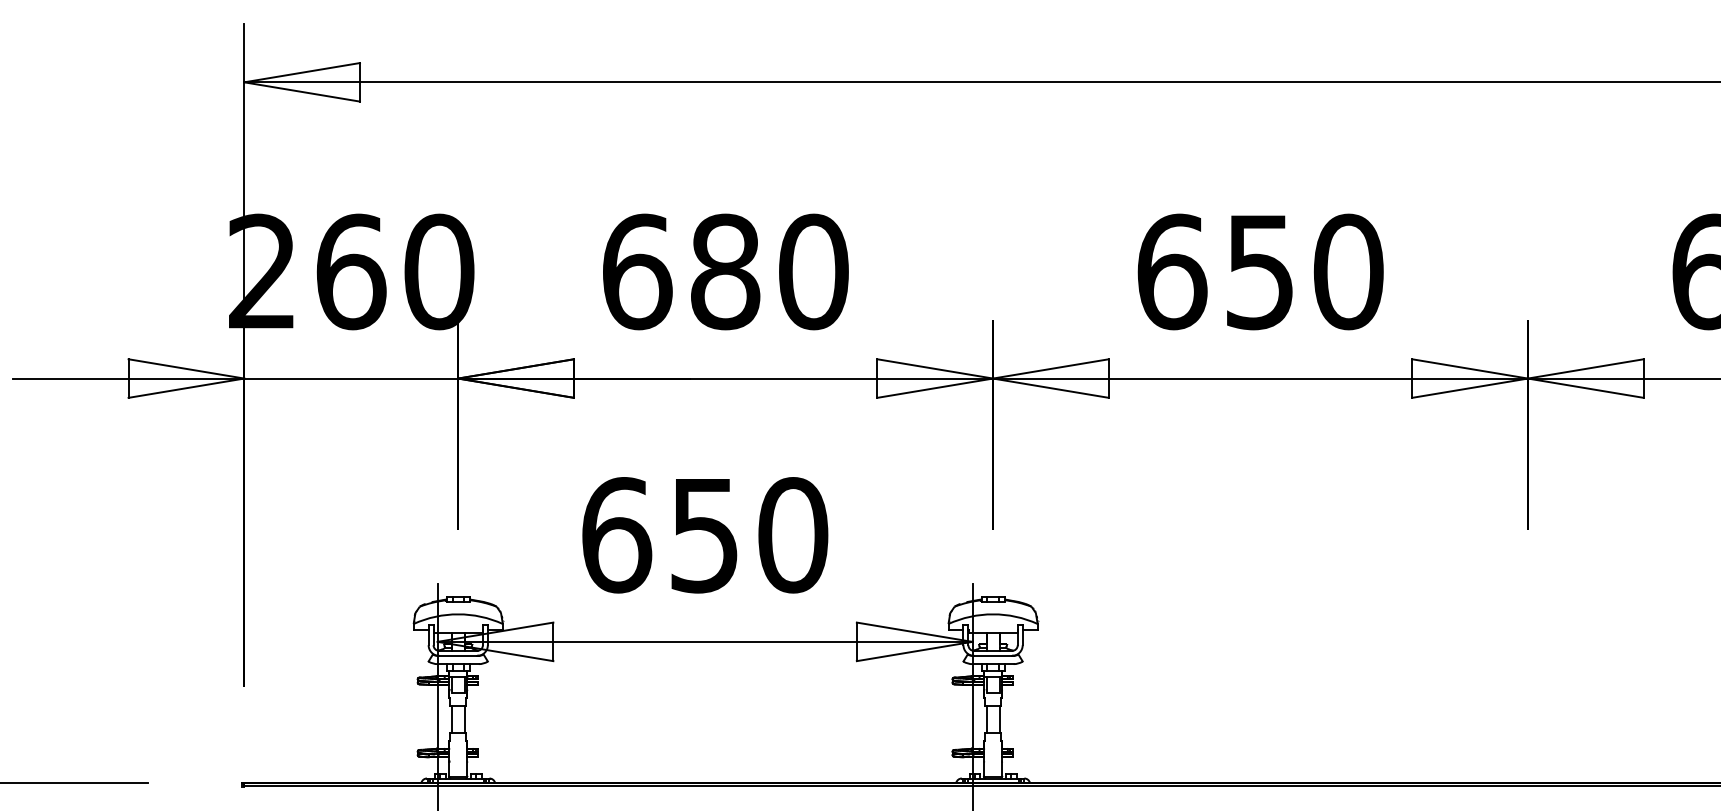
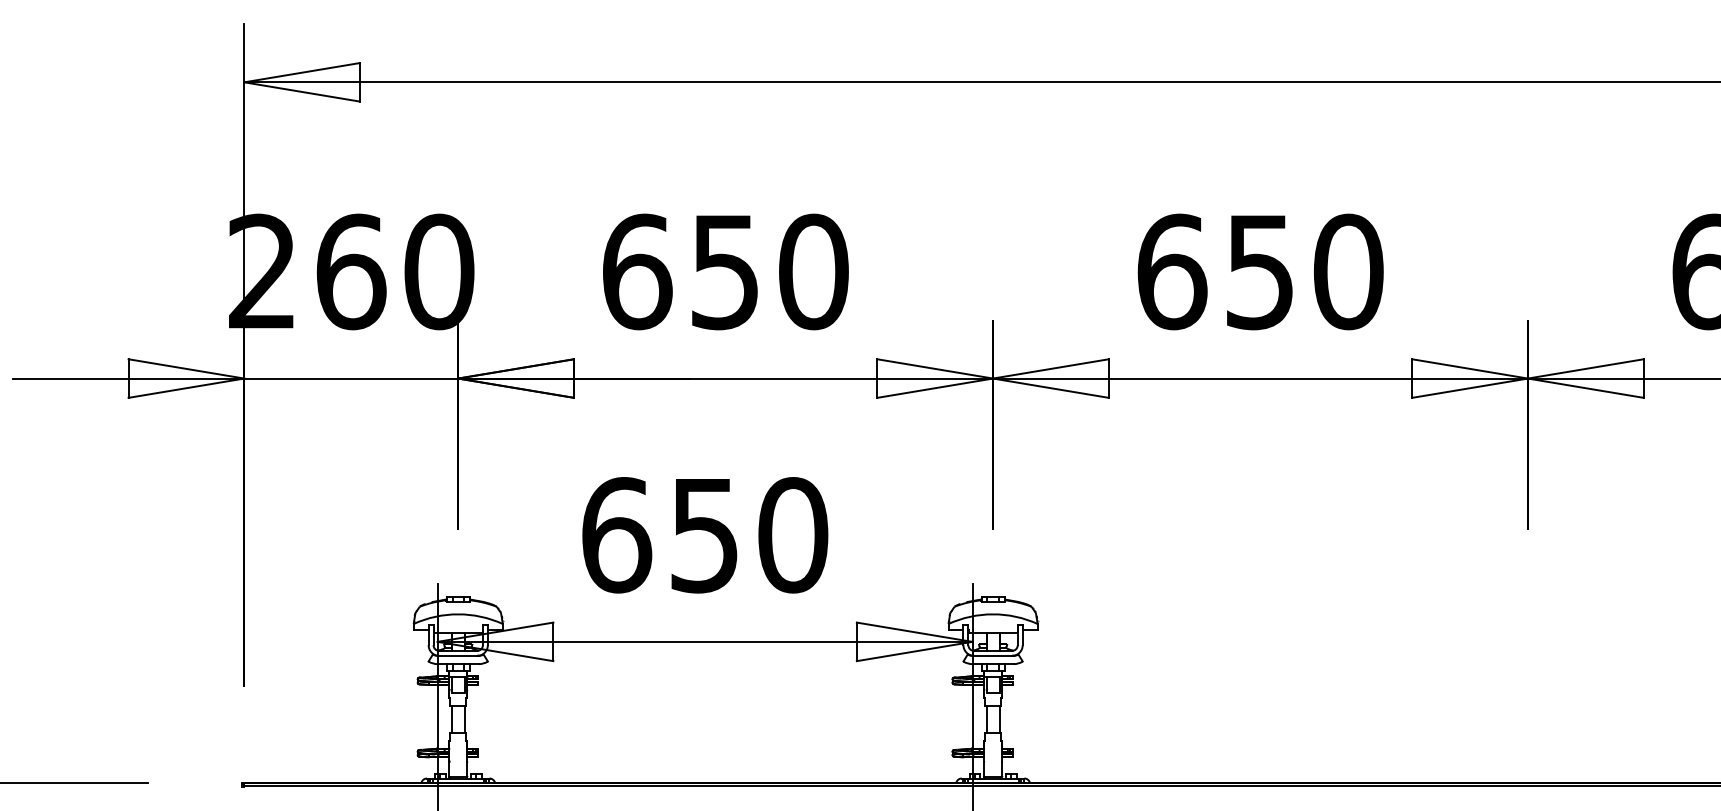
text: 680 -> 650 (725, 271)
